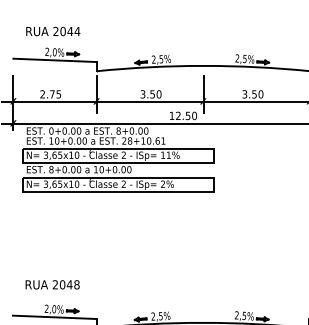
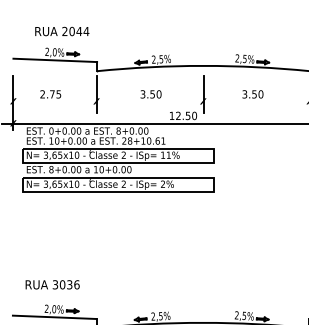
text position: (53, 31) -> (62, 31) (62, 31)
line: present -> none (153, 101)
text: 2048 -> 3036 (65, 284)
